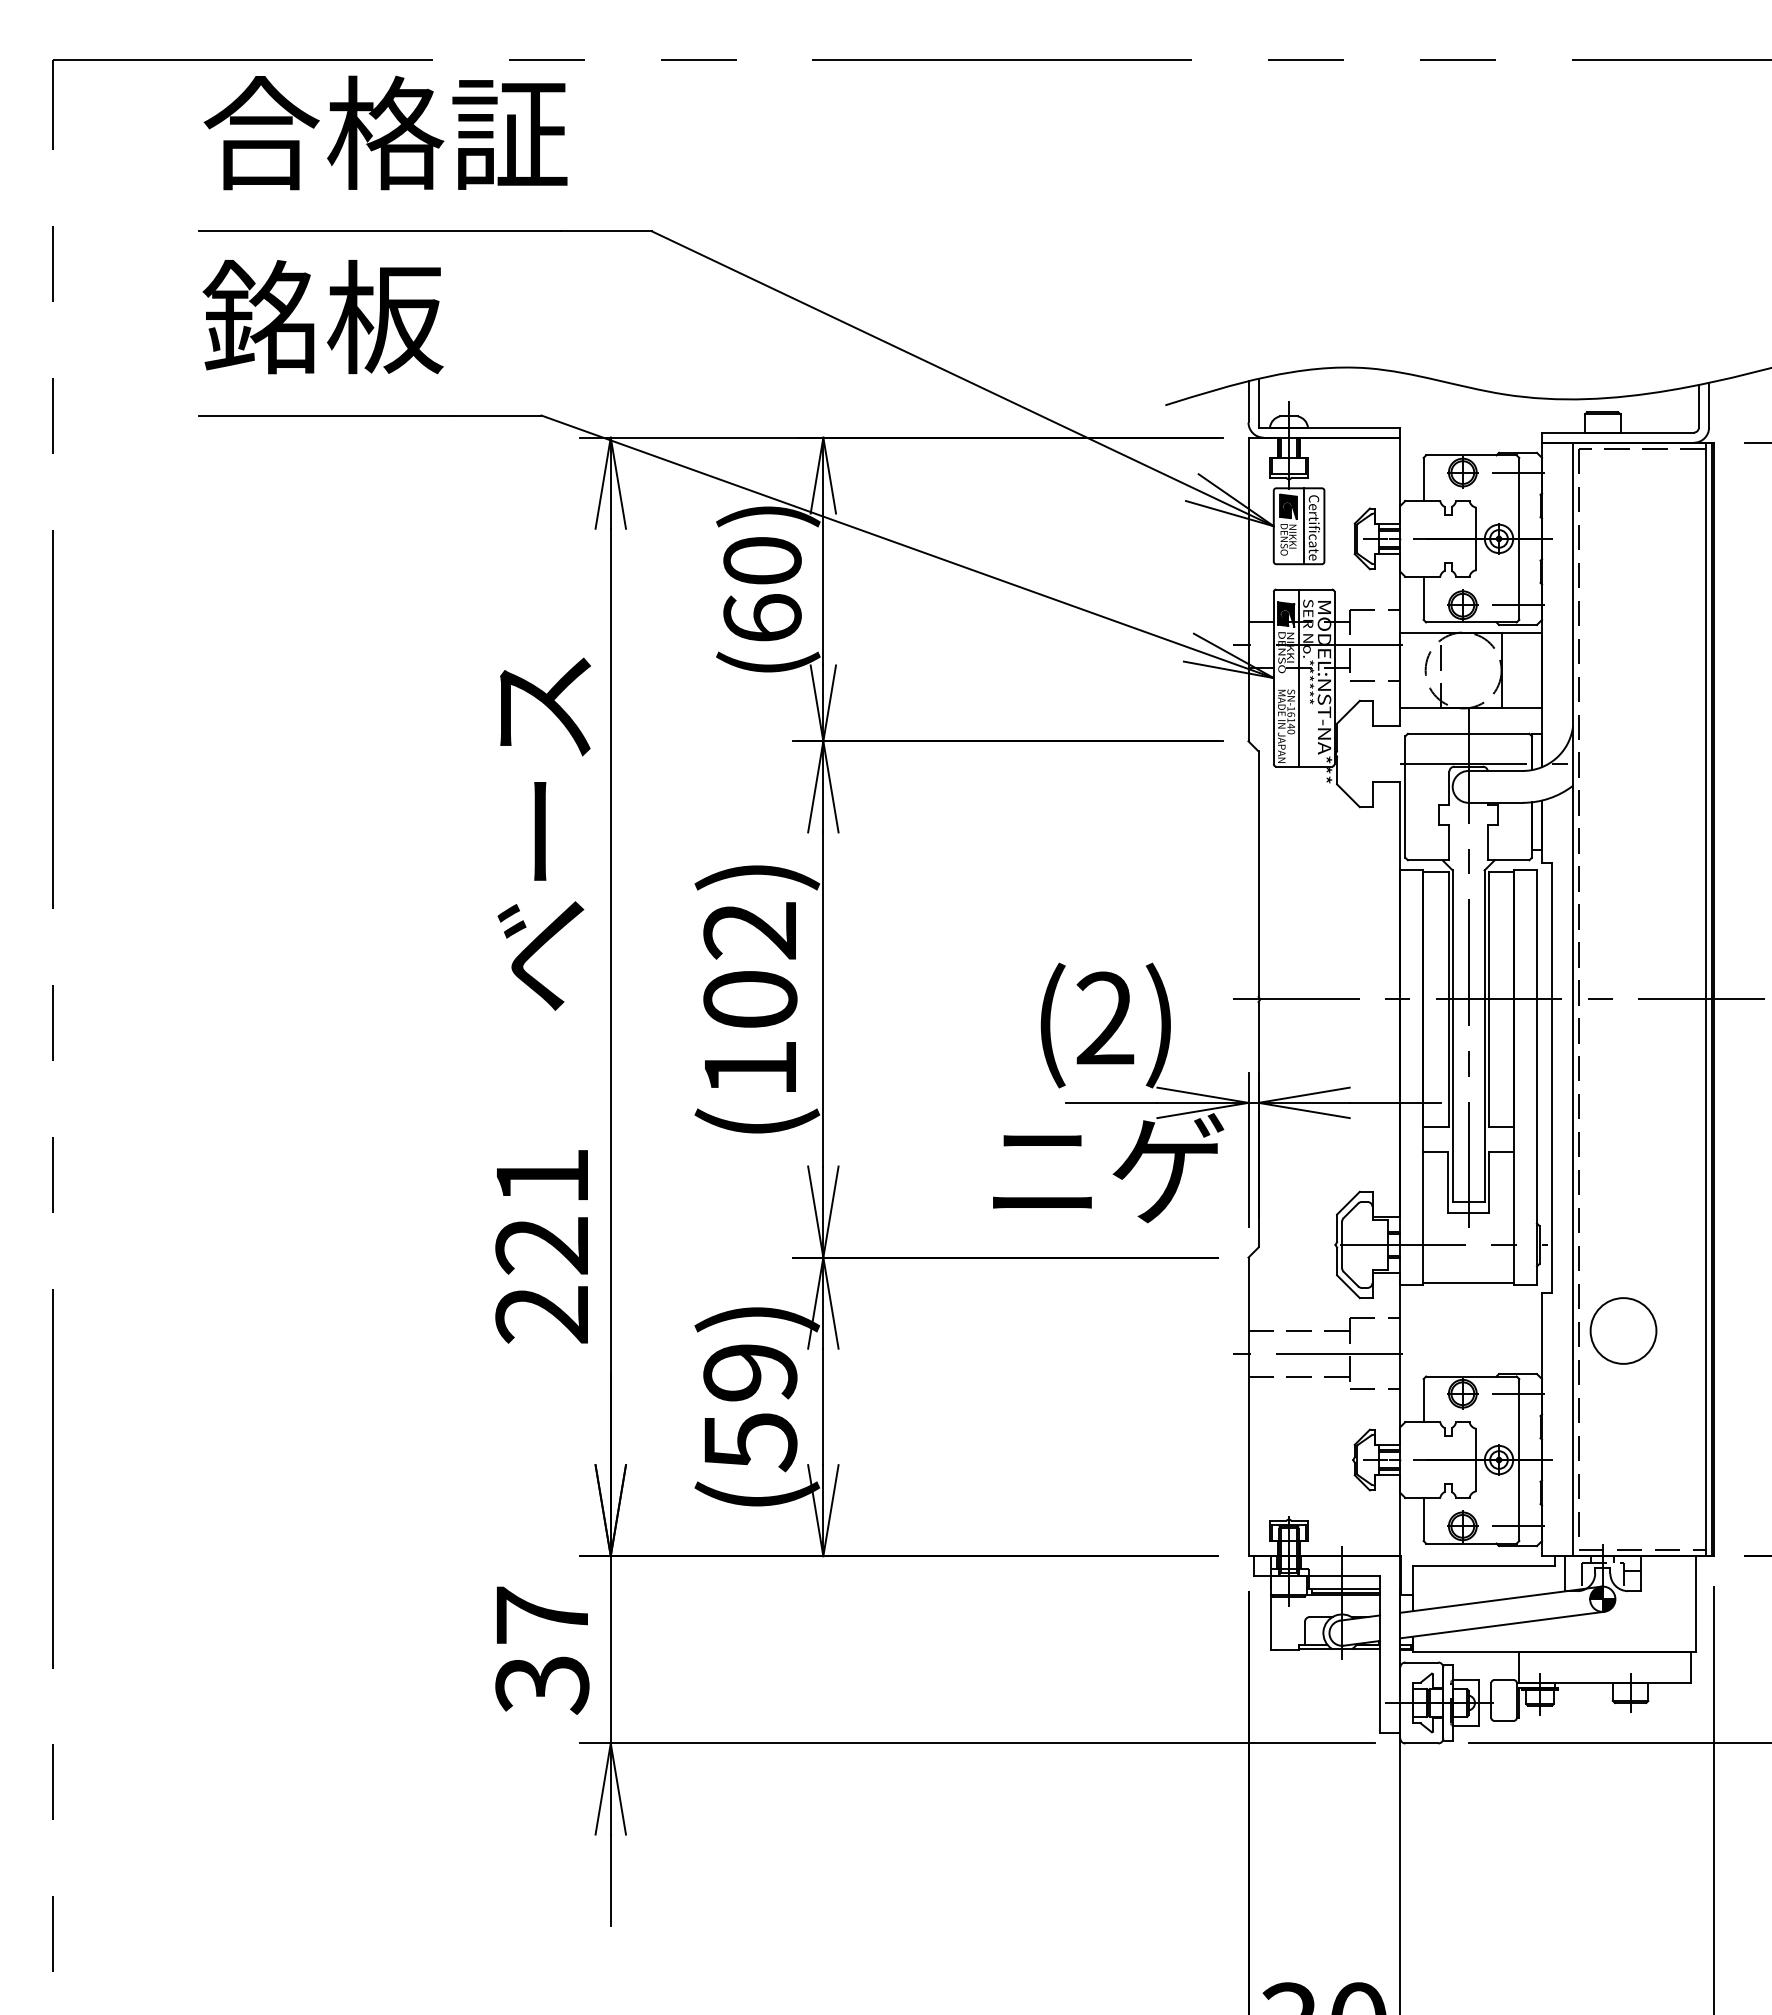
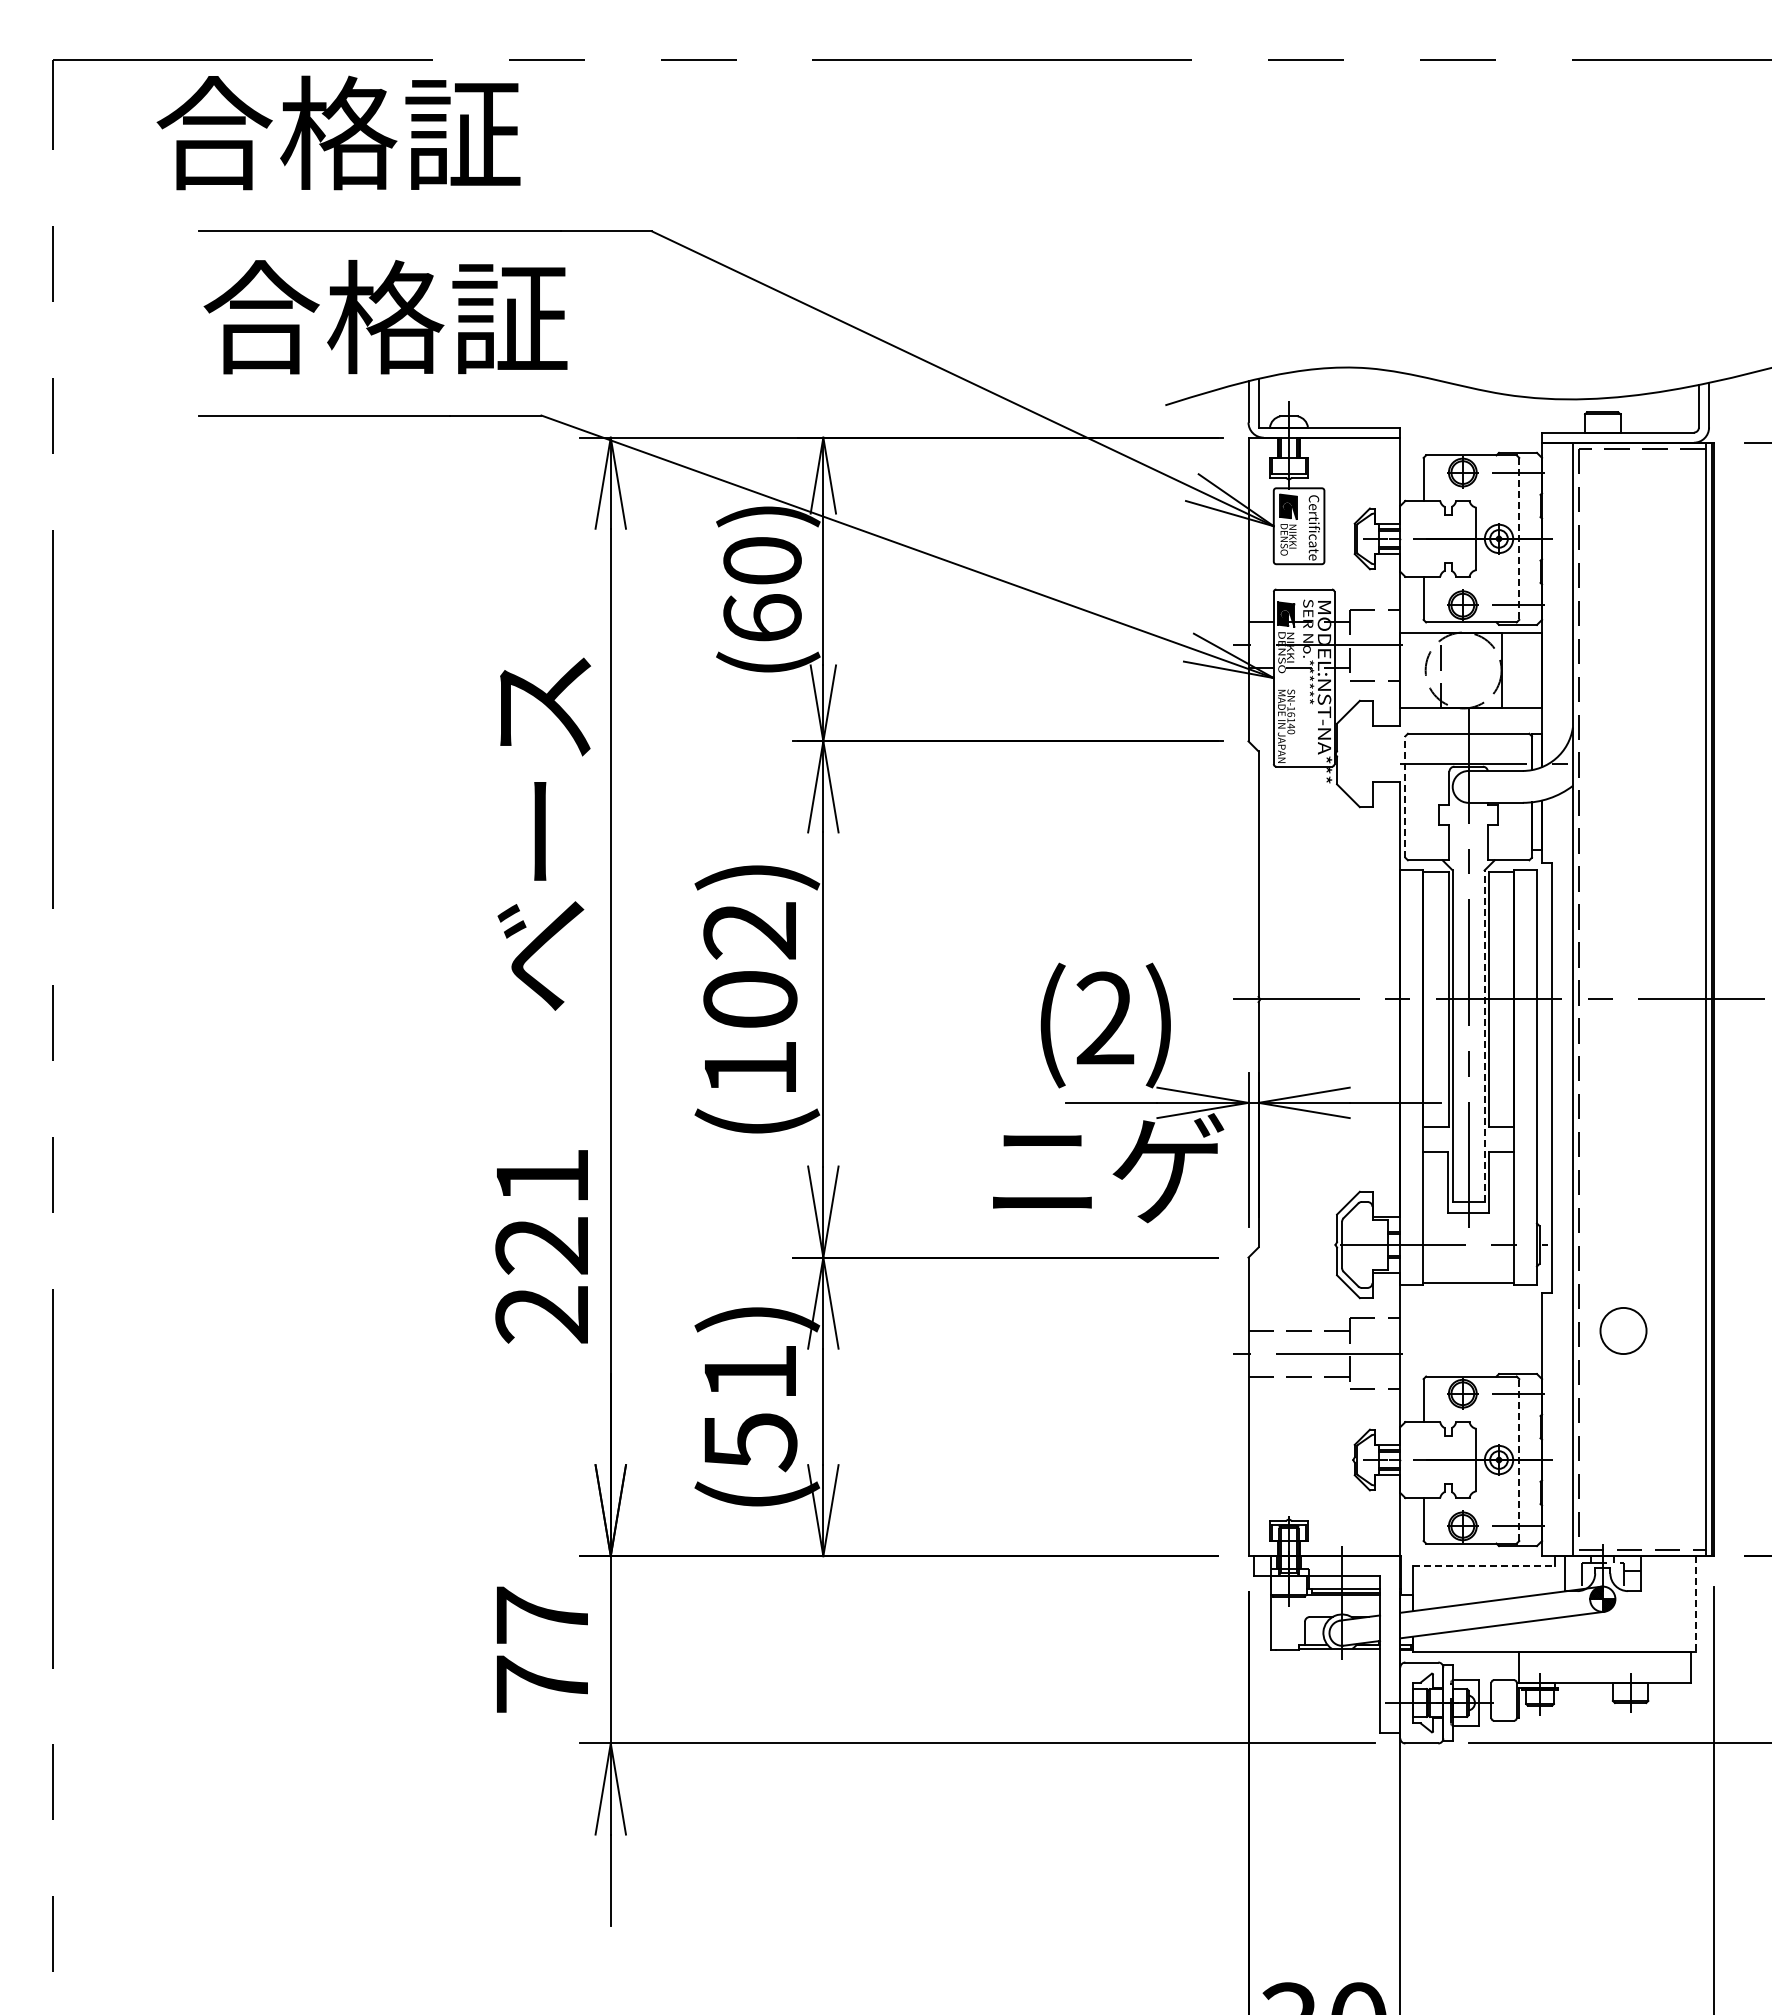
text position: (385, 132) -> (338, 132) (338, 132)
text: 銘板 -> 合格証 (384, 317)
line: present -> none (1304, 526)
line: solid -> dashed (1519, 538)
line: present -> none (1299, 677)
line: solid -> dashed (1405, 797)
line: solid -> dashed (1484, 1036)
circle size: 69x68 px -> 49x48 px (1623, 1330)
text: (59) -> (51) (750, 1372)
line: solid -> dashed (1519, 1460)
line: solid -> dashed (1483, 1566)
line: solid -> dashed (1696, 1604)
text: 37 -> 77 (542, 1684)
